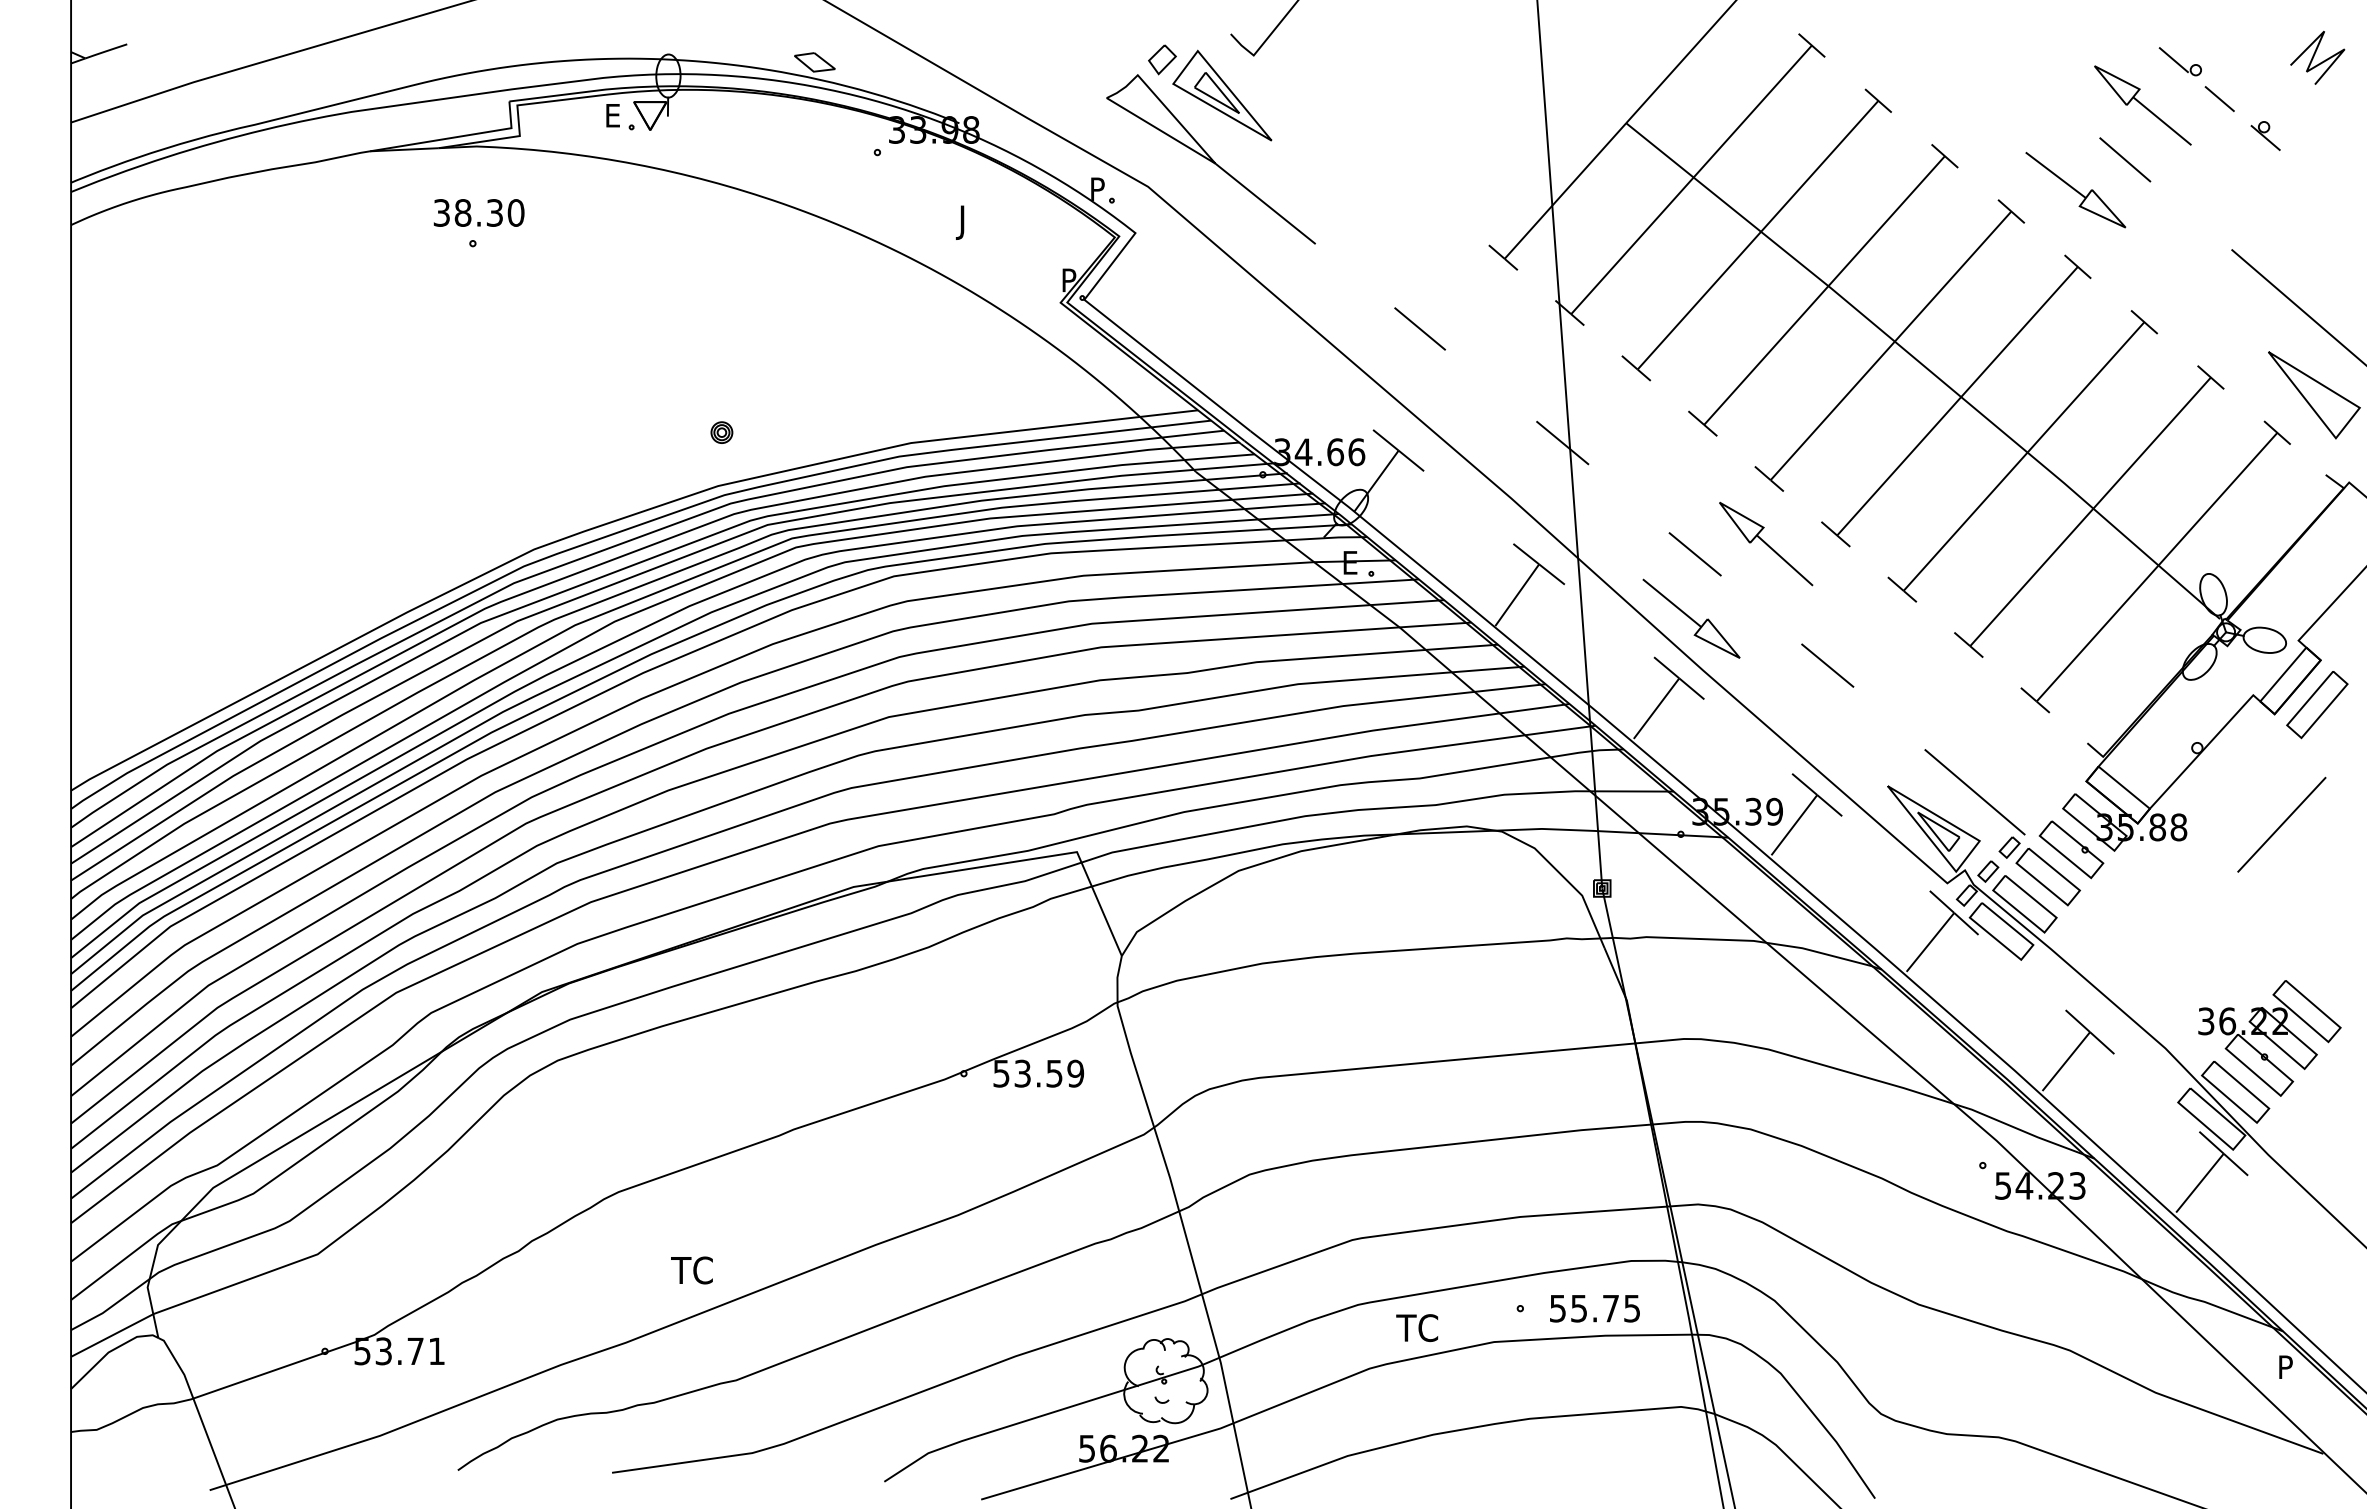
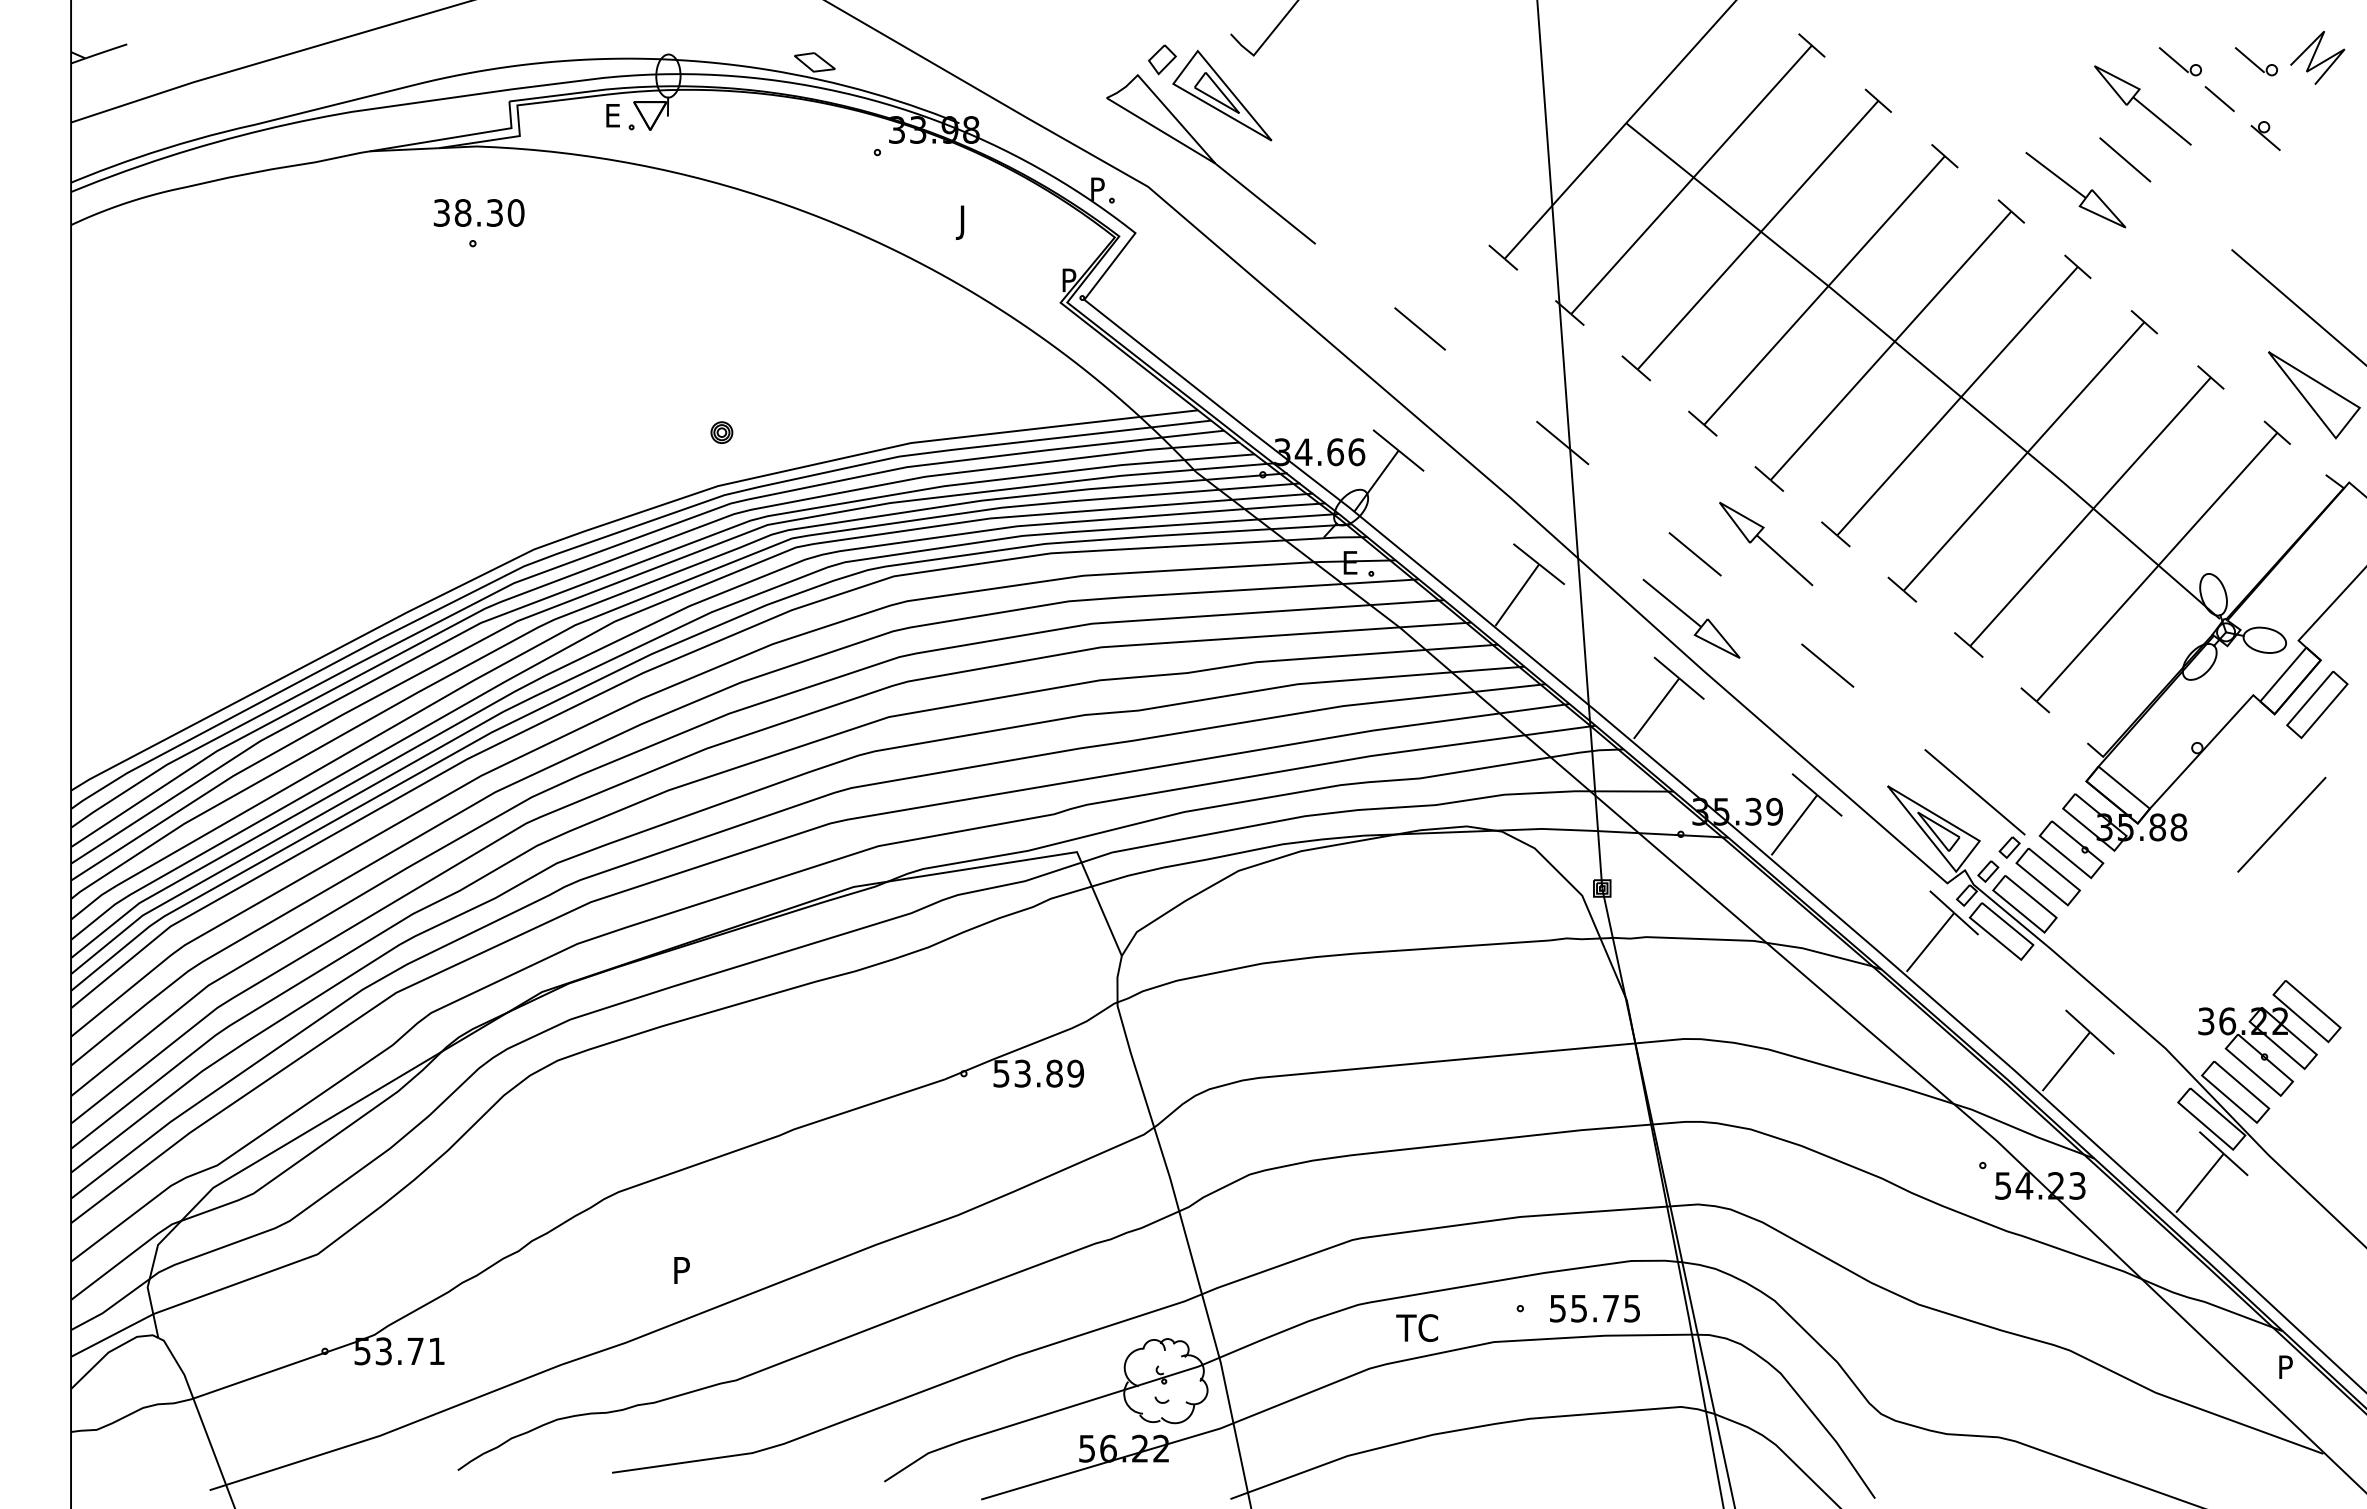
part: none -> present (2255, 61)
text: 53.59 -> 53.89 (1054, 1073)
text: TC -> P (691, 1270)
